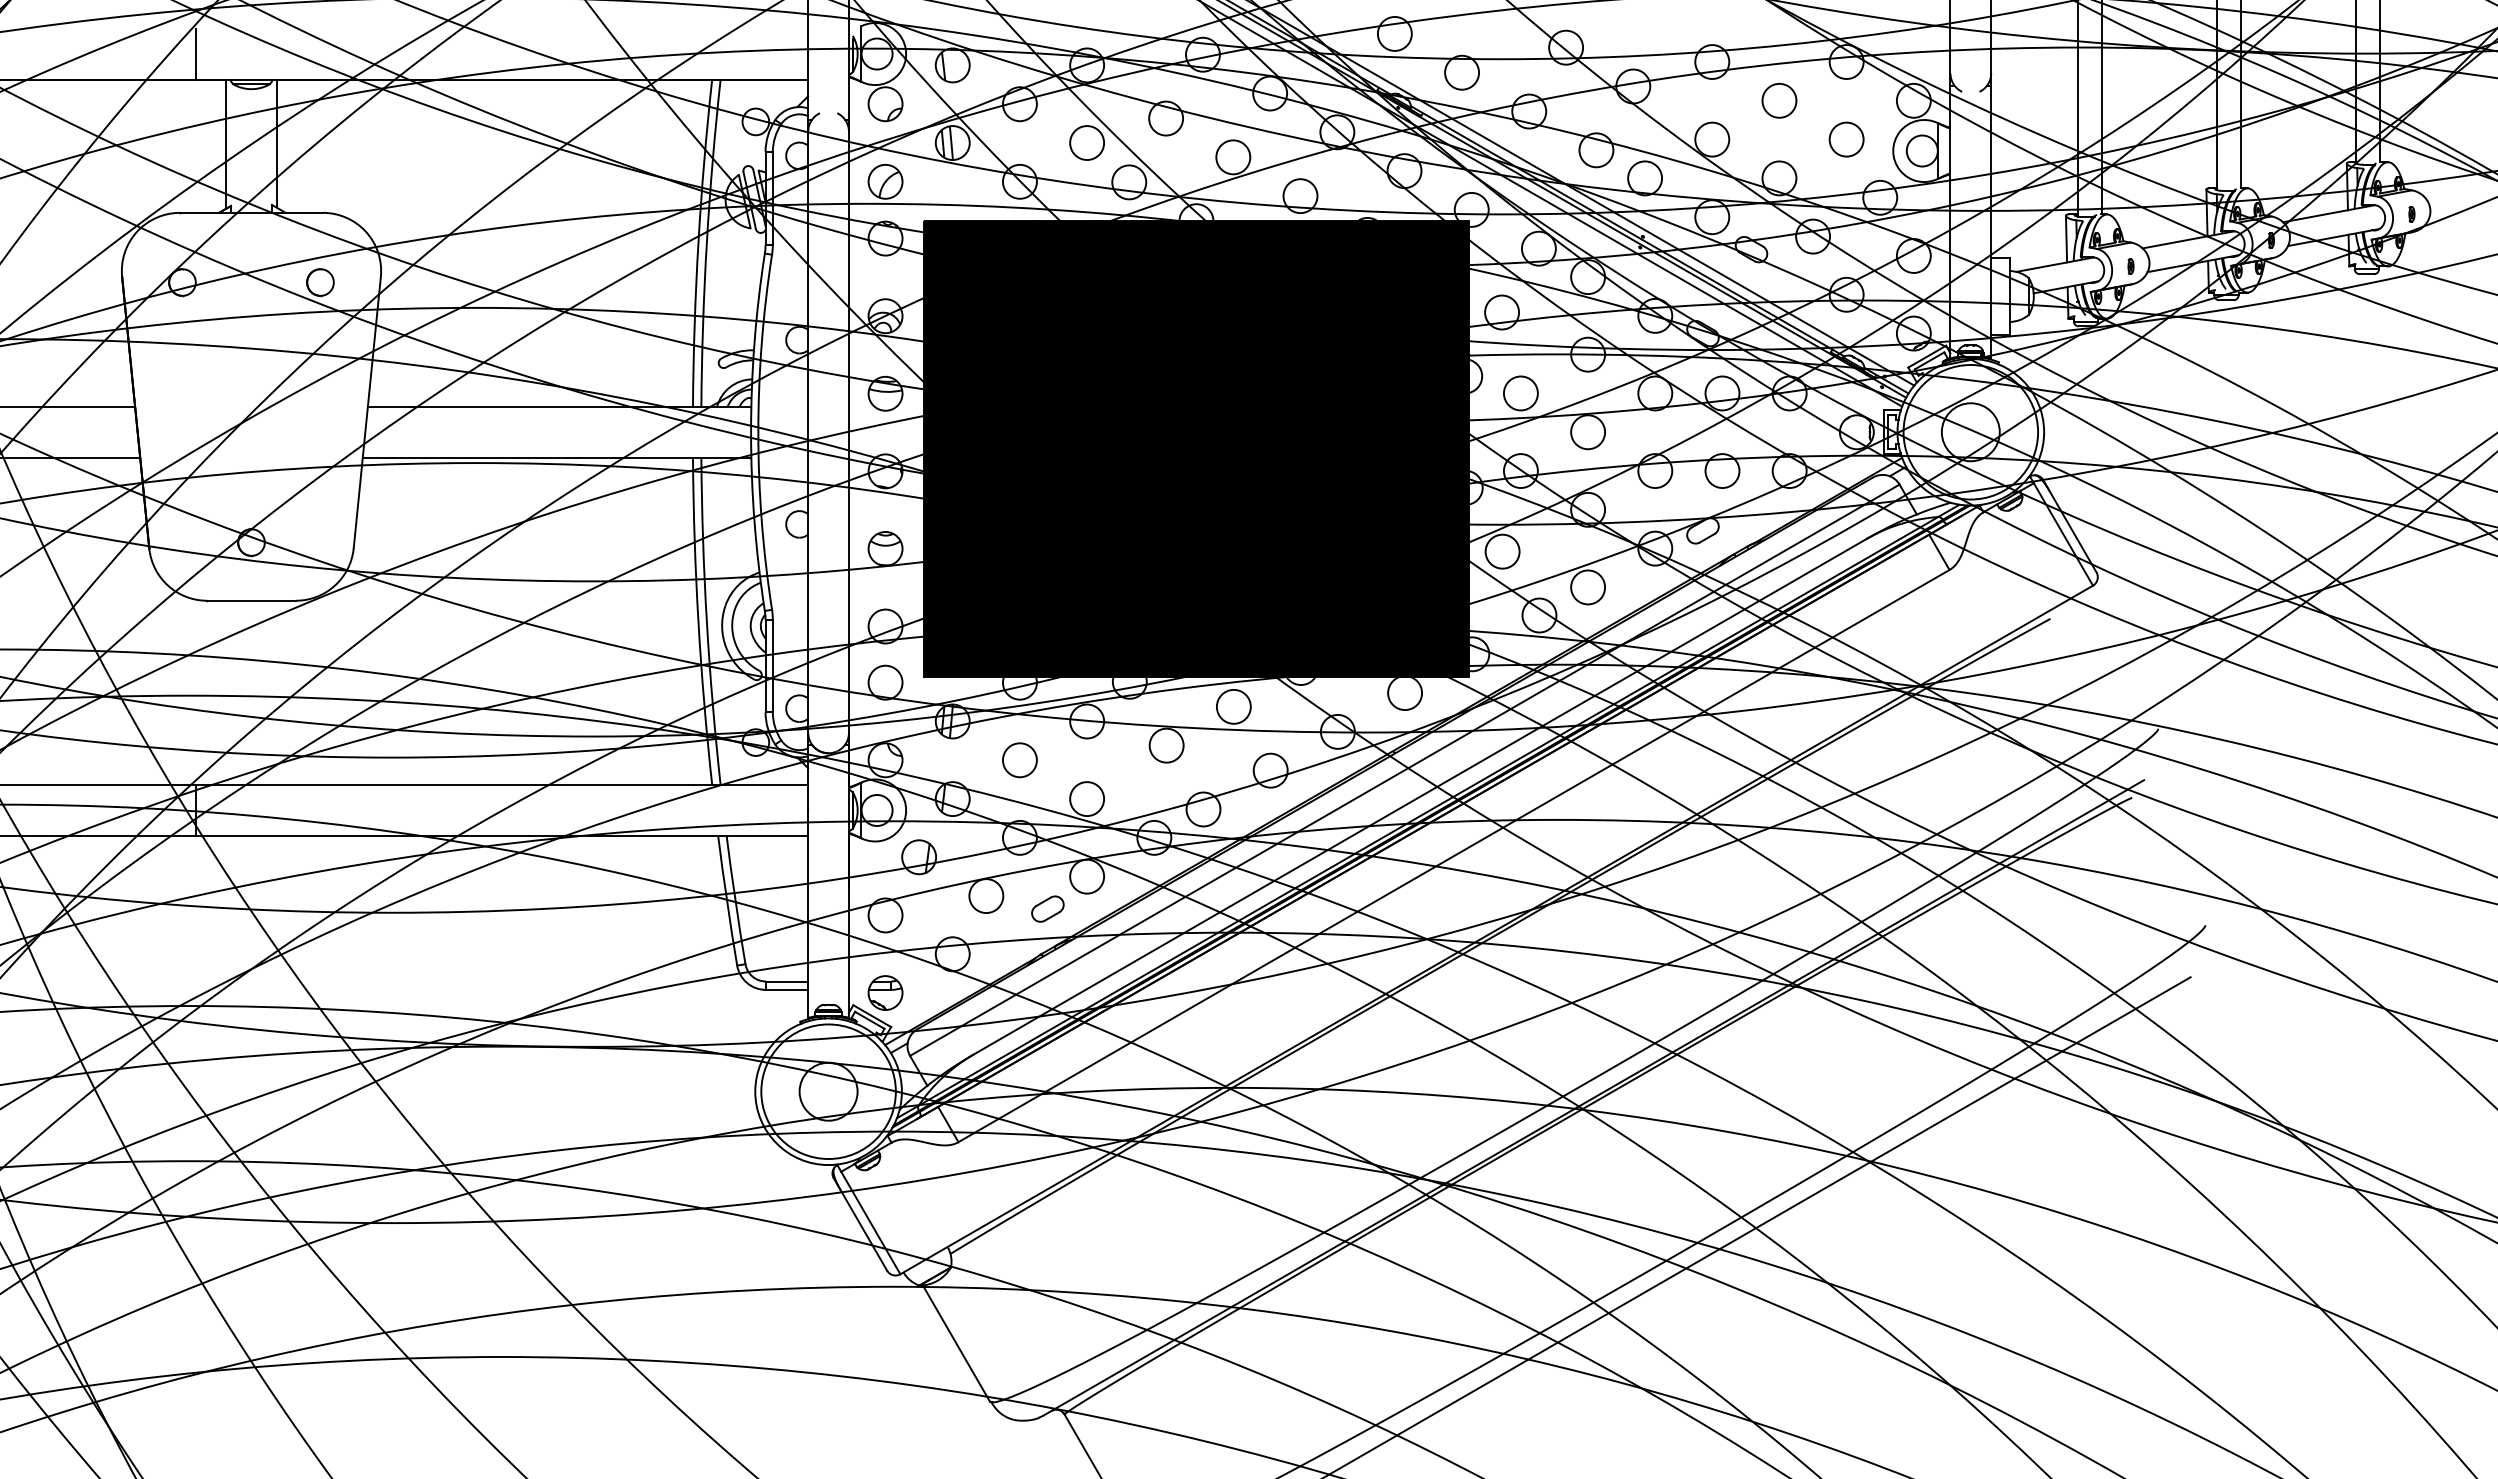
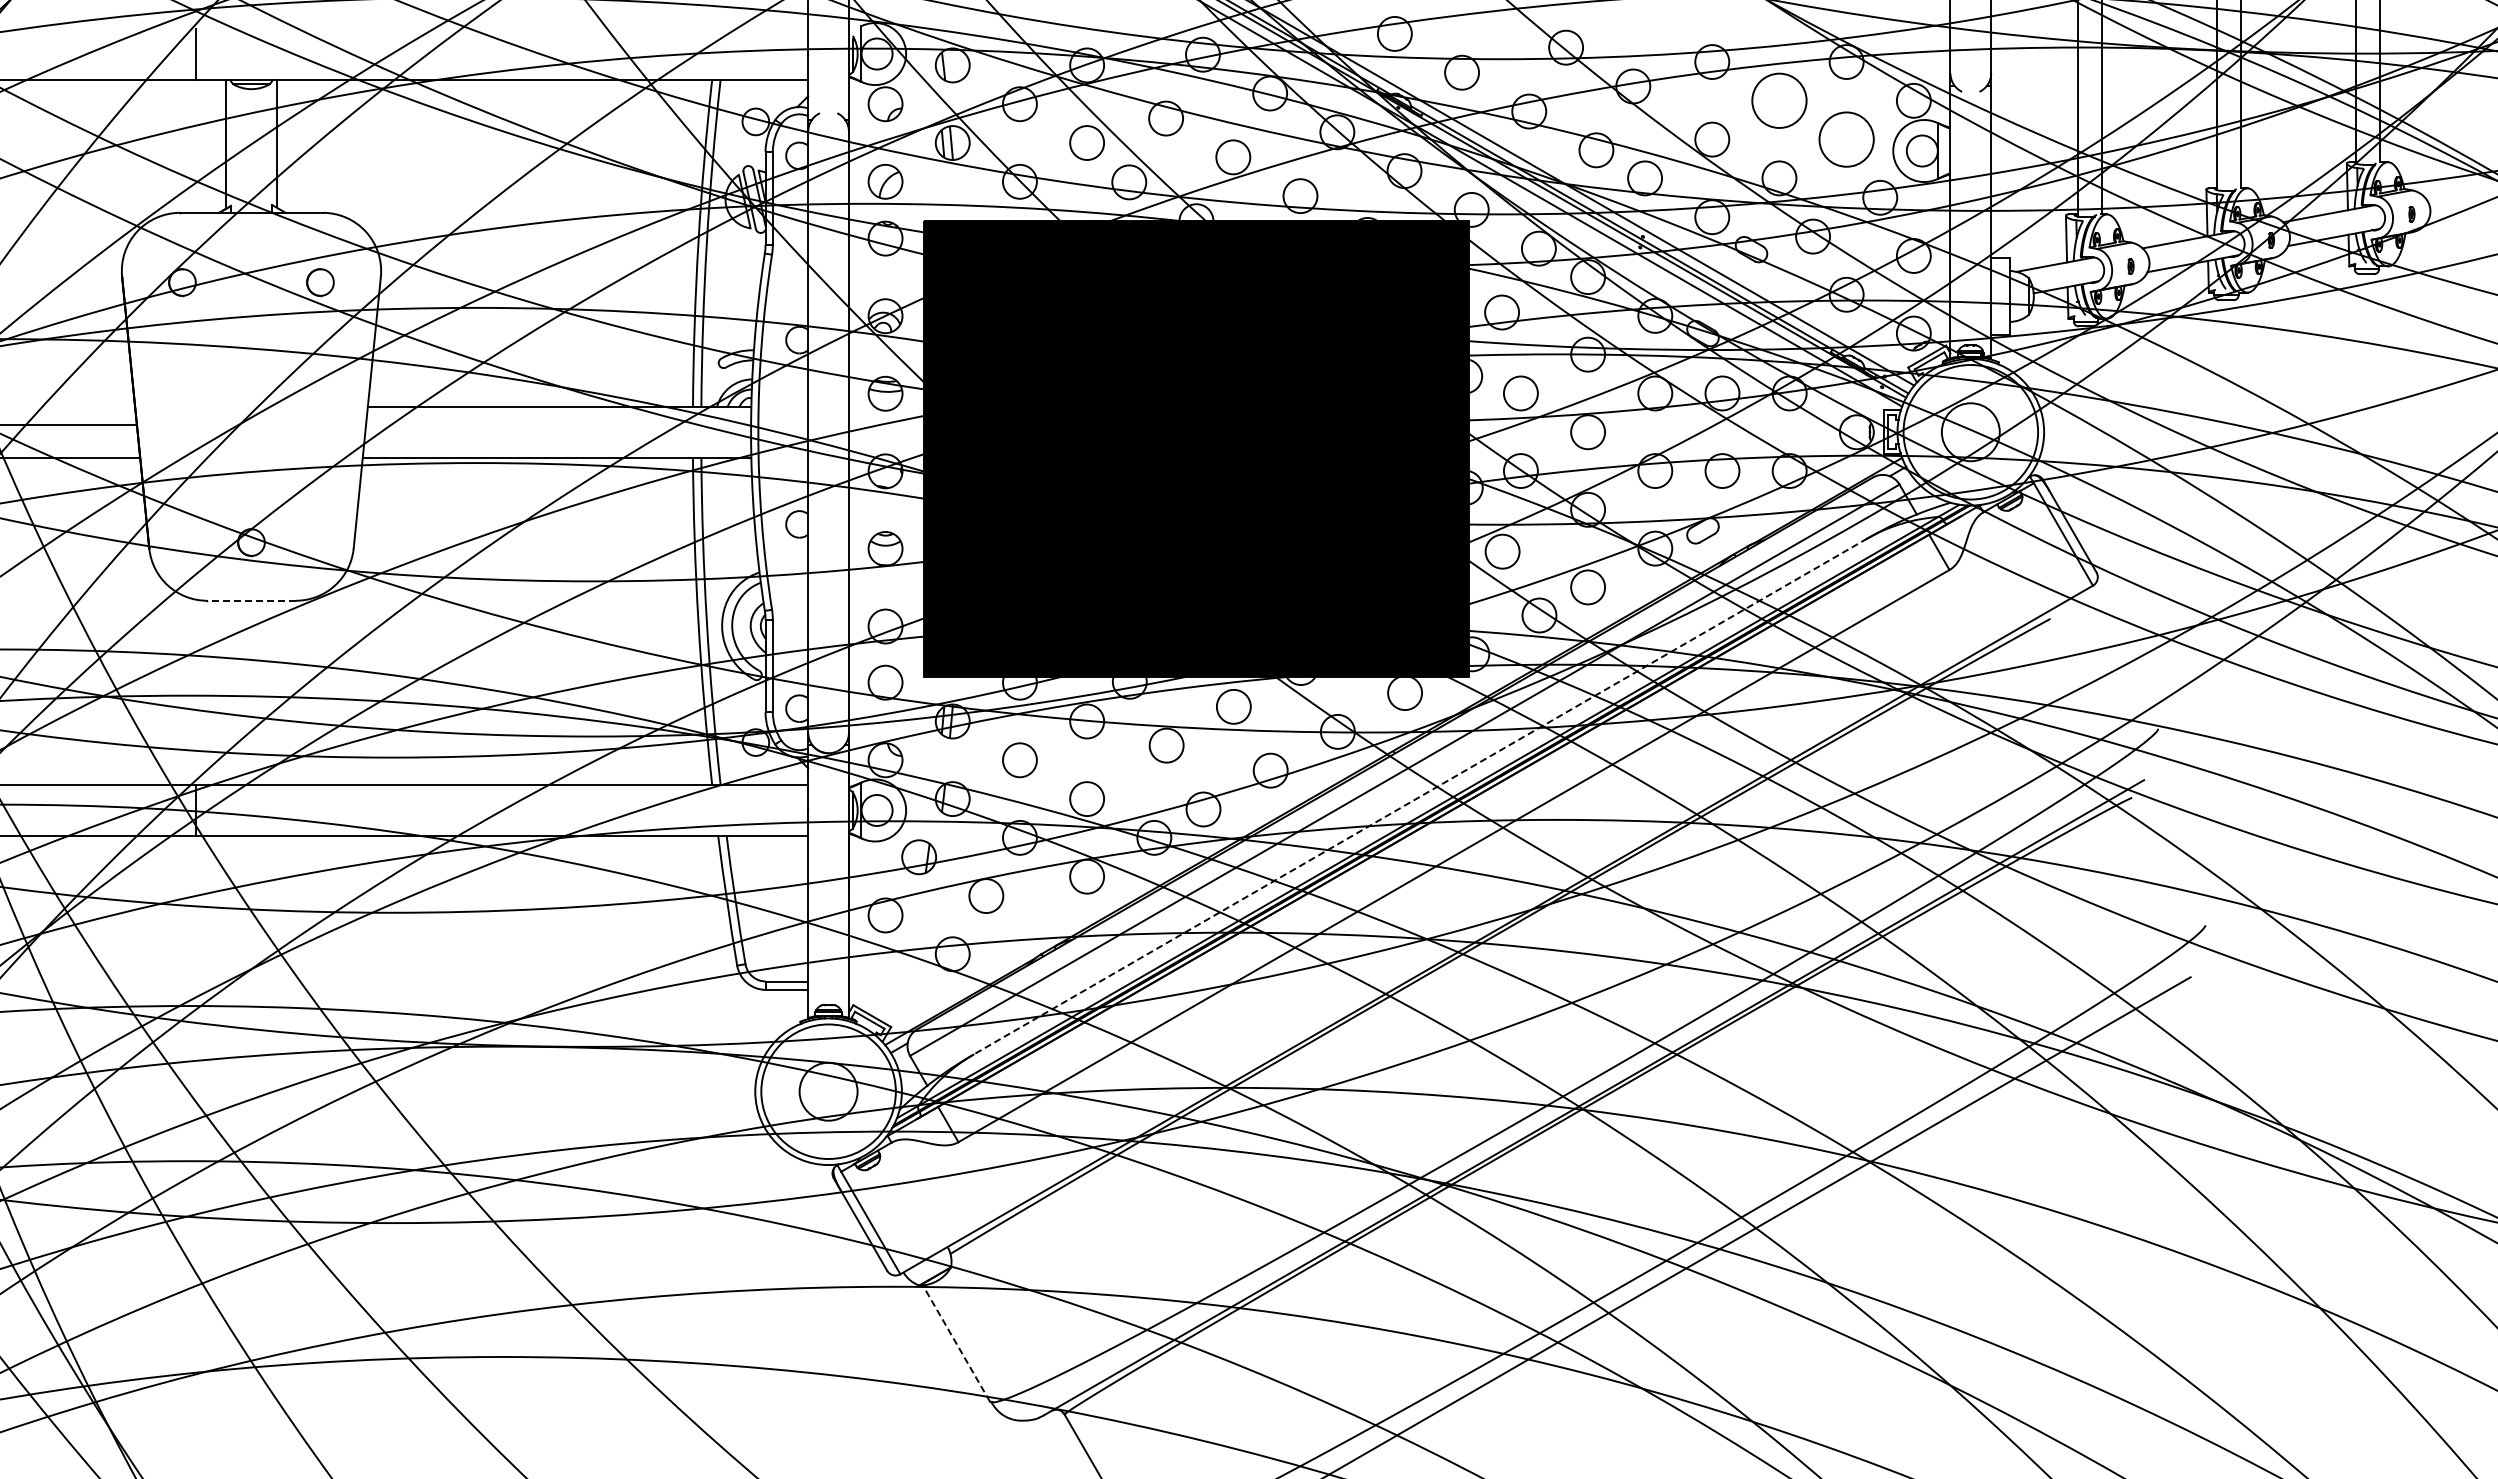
circle diameter: 34 px -> 54 px (1779, 100)
circle diameter: 34 px -> 54 px (1846, 139)
line position: (68, 406) -> (68, 424) (68, 424)
line: solid -> dashed (251, 600)
line: solid -> dashed (1419, 797)
part: present -> none (1047, 908)
part: present -> none (885, 992)
line: solid -> dashed (956, 1343)
